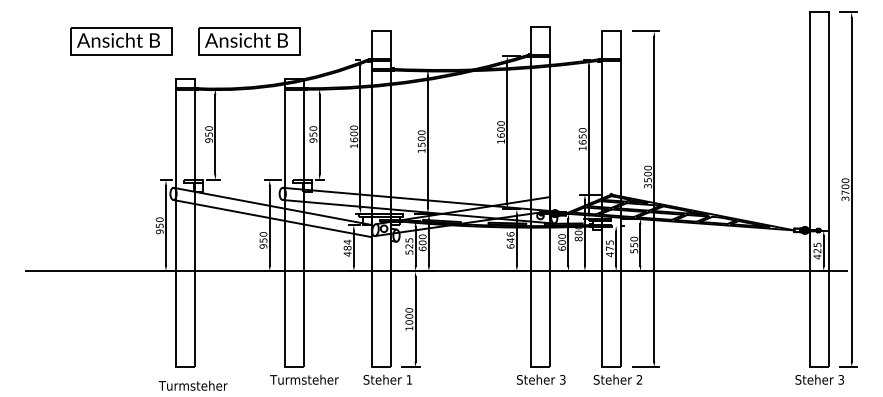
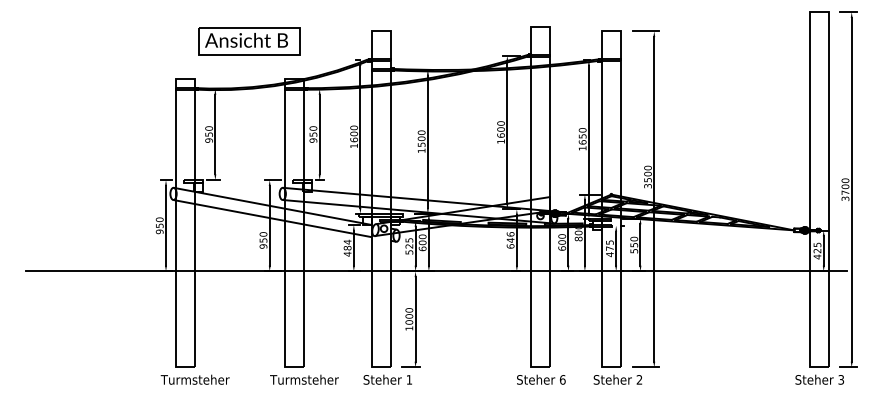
part: present -> none (121, 41)
text: 3 -> 6 (562, 379)
text position: (192, 385) -> (194, 379) (194, 379)
